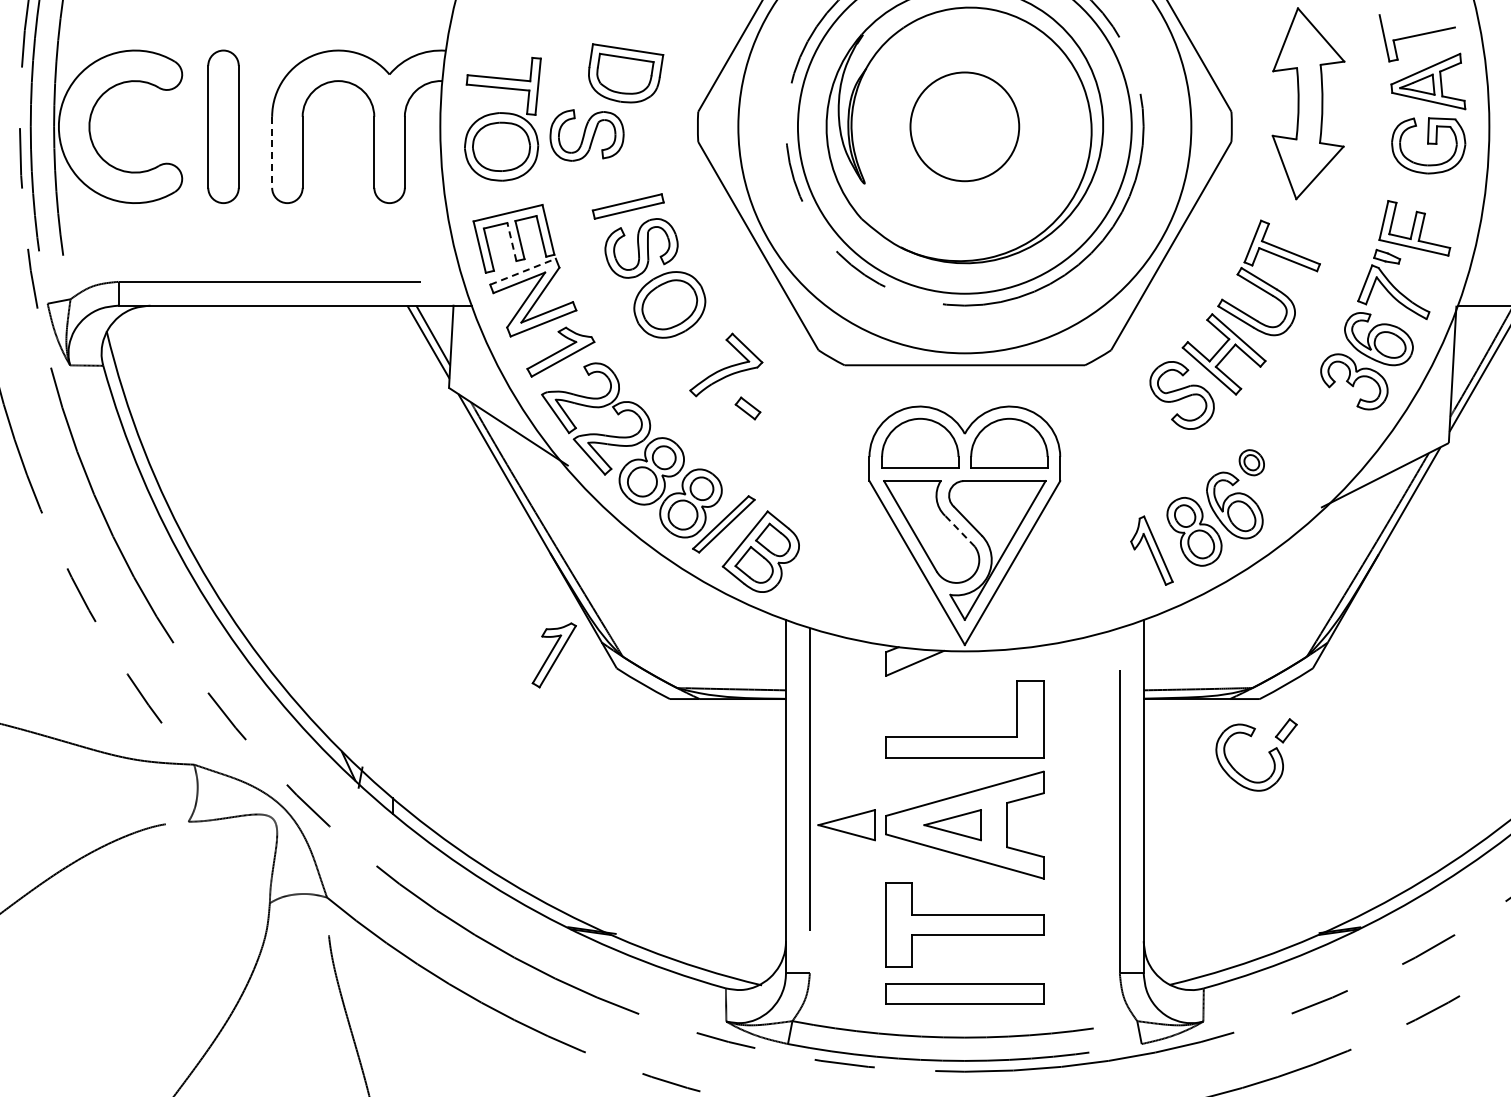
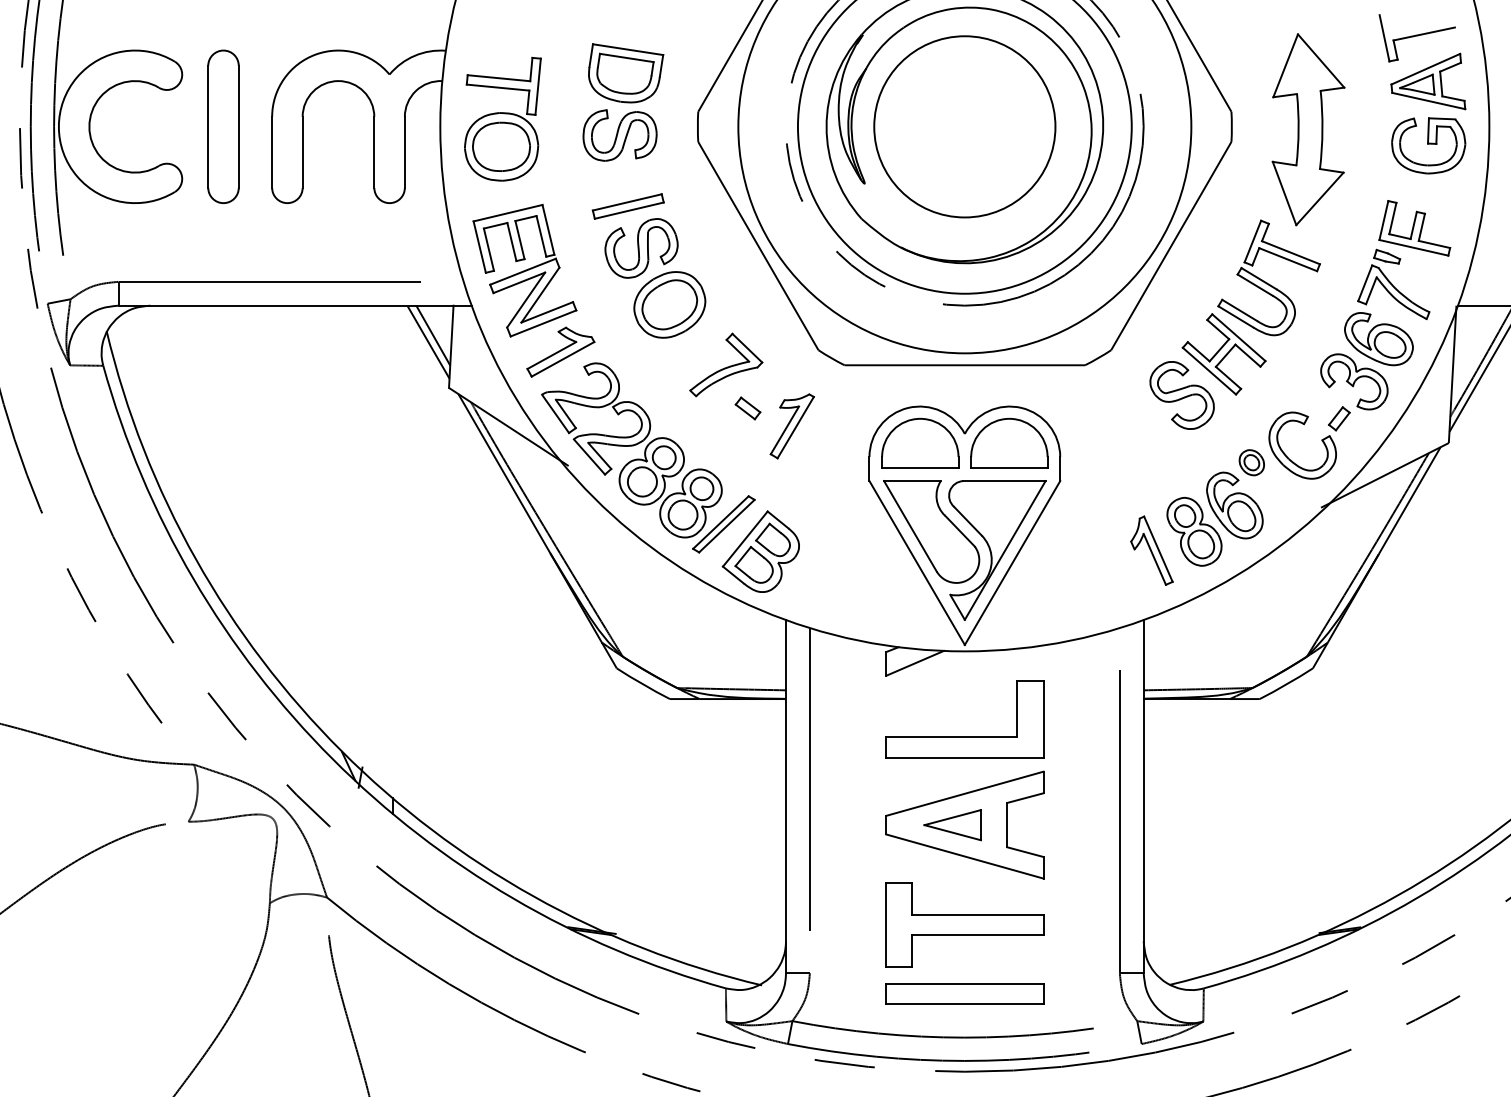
part position: (1308, 103) -> (1308, 129) (1308, 129)
circle diameter: 109 px -> 181 px (964, 126)
part position: (586, 135) -> (619, 135) (619, 135)
line: dashed -> solid (272, 152)
line: dashed -> solid (511, 242)
line: dashed -> solid (523, 271)
line: dashed -> solid (959, 530)
part position: (553, 655) -> (791, 426) (791, 426)
part position: (1268, 752) -> (1321, 440) (1321, 440)
part: present -> none (846, 825)
